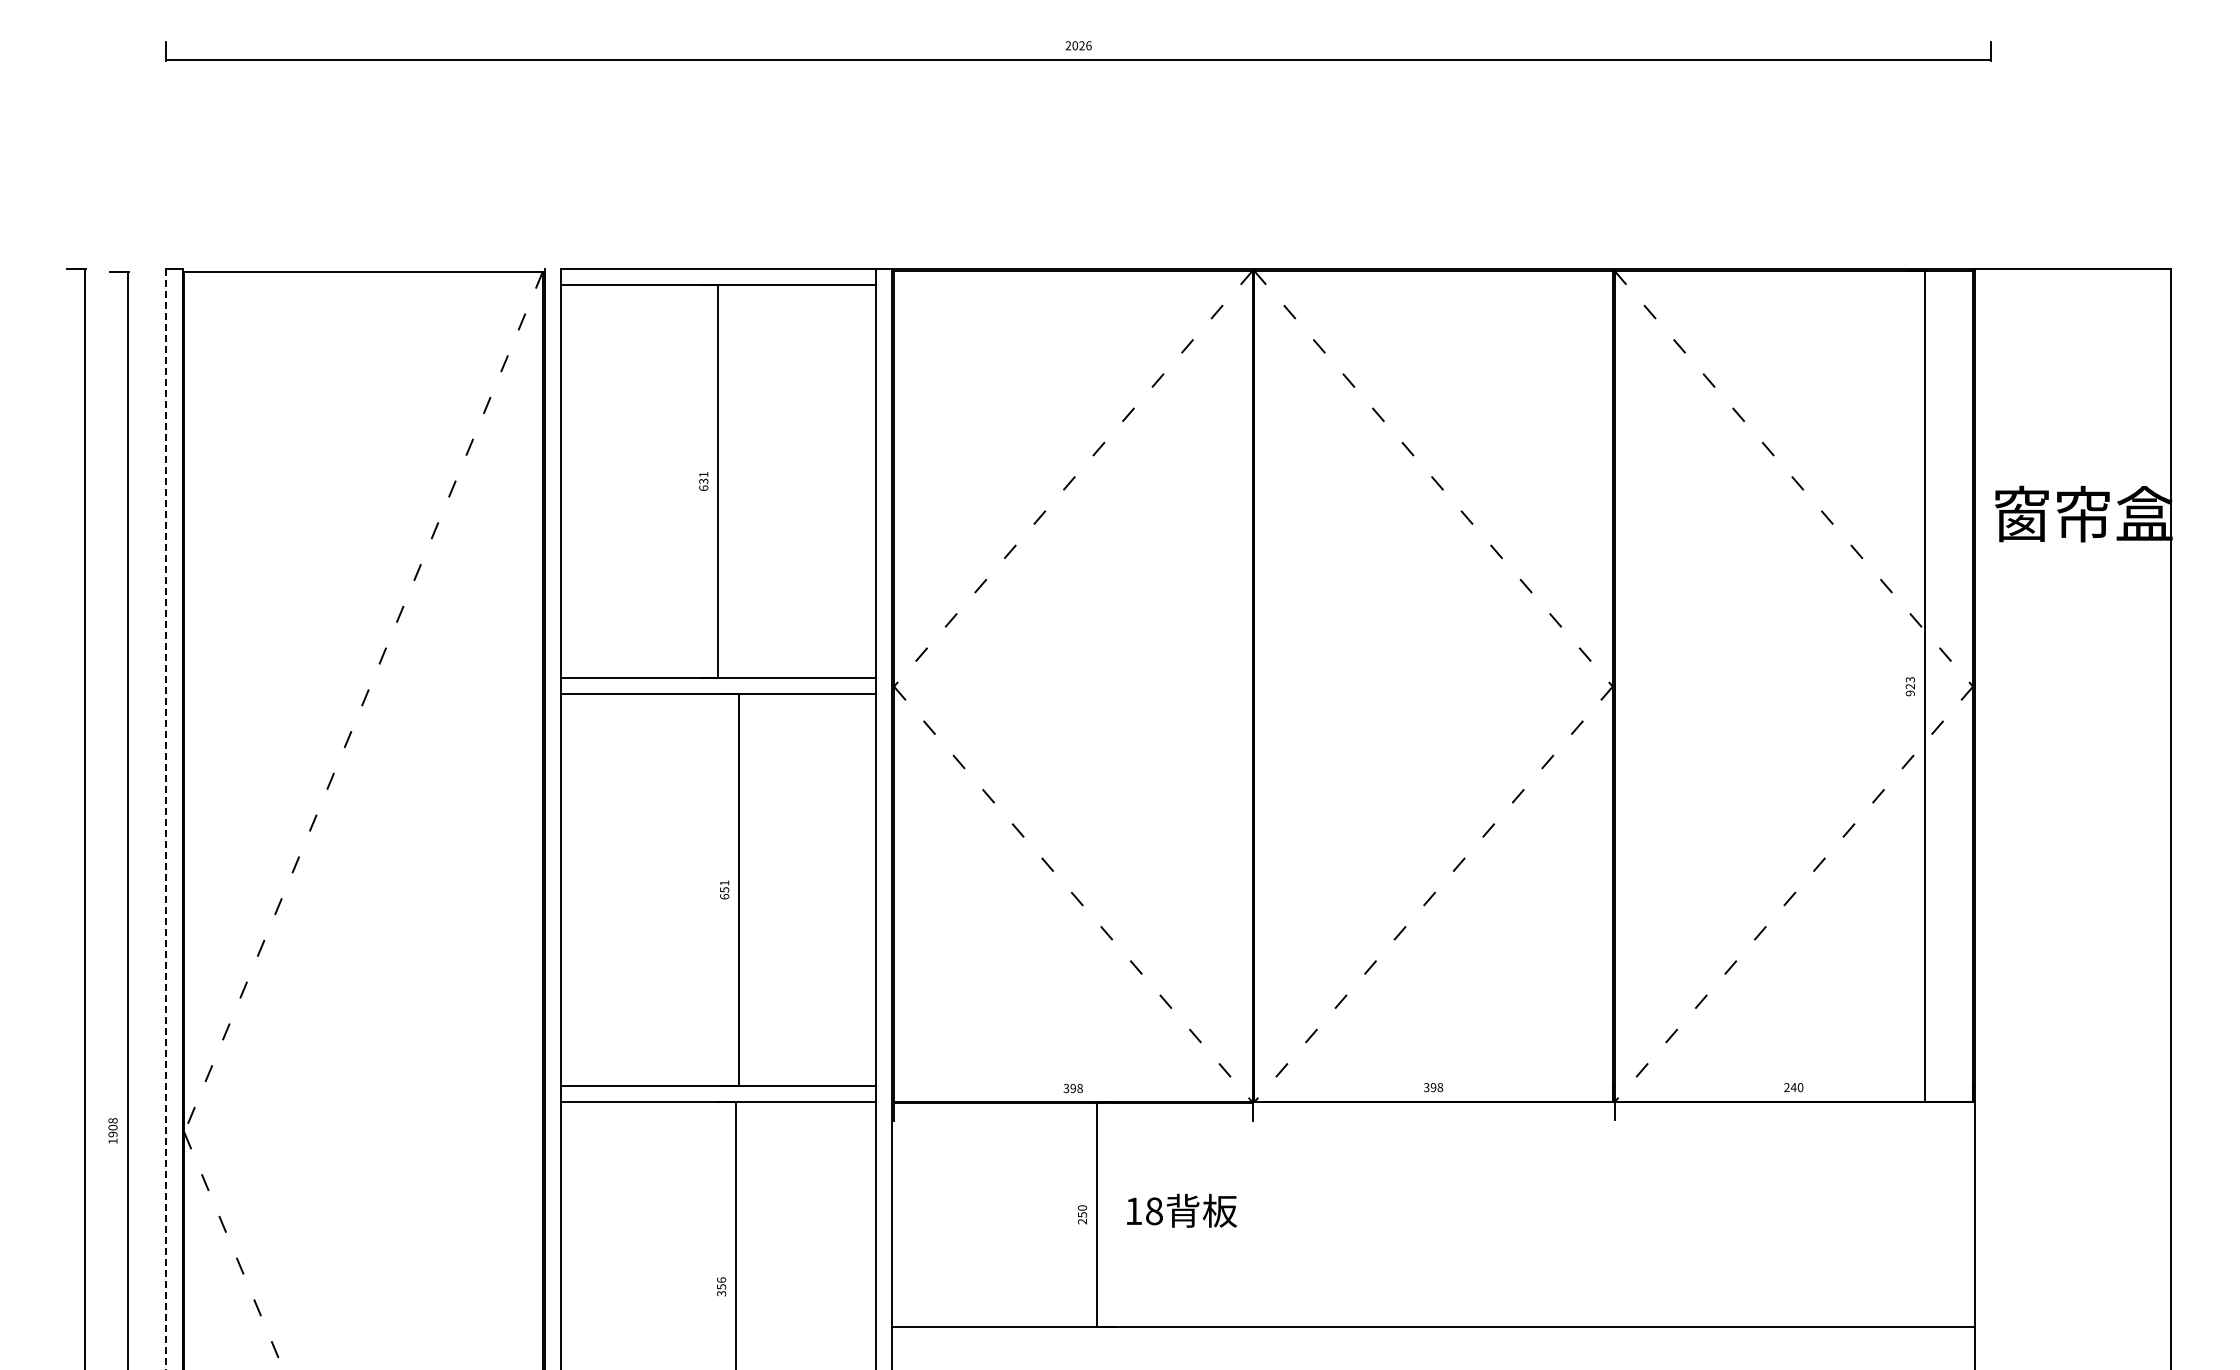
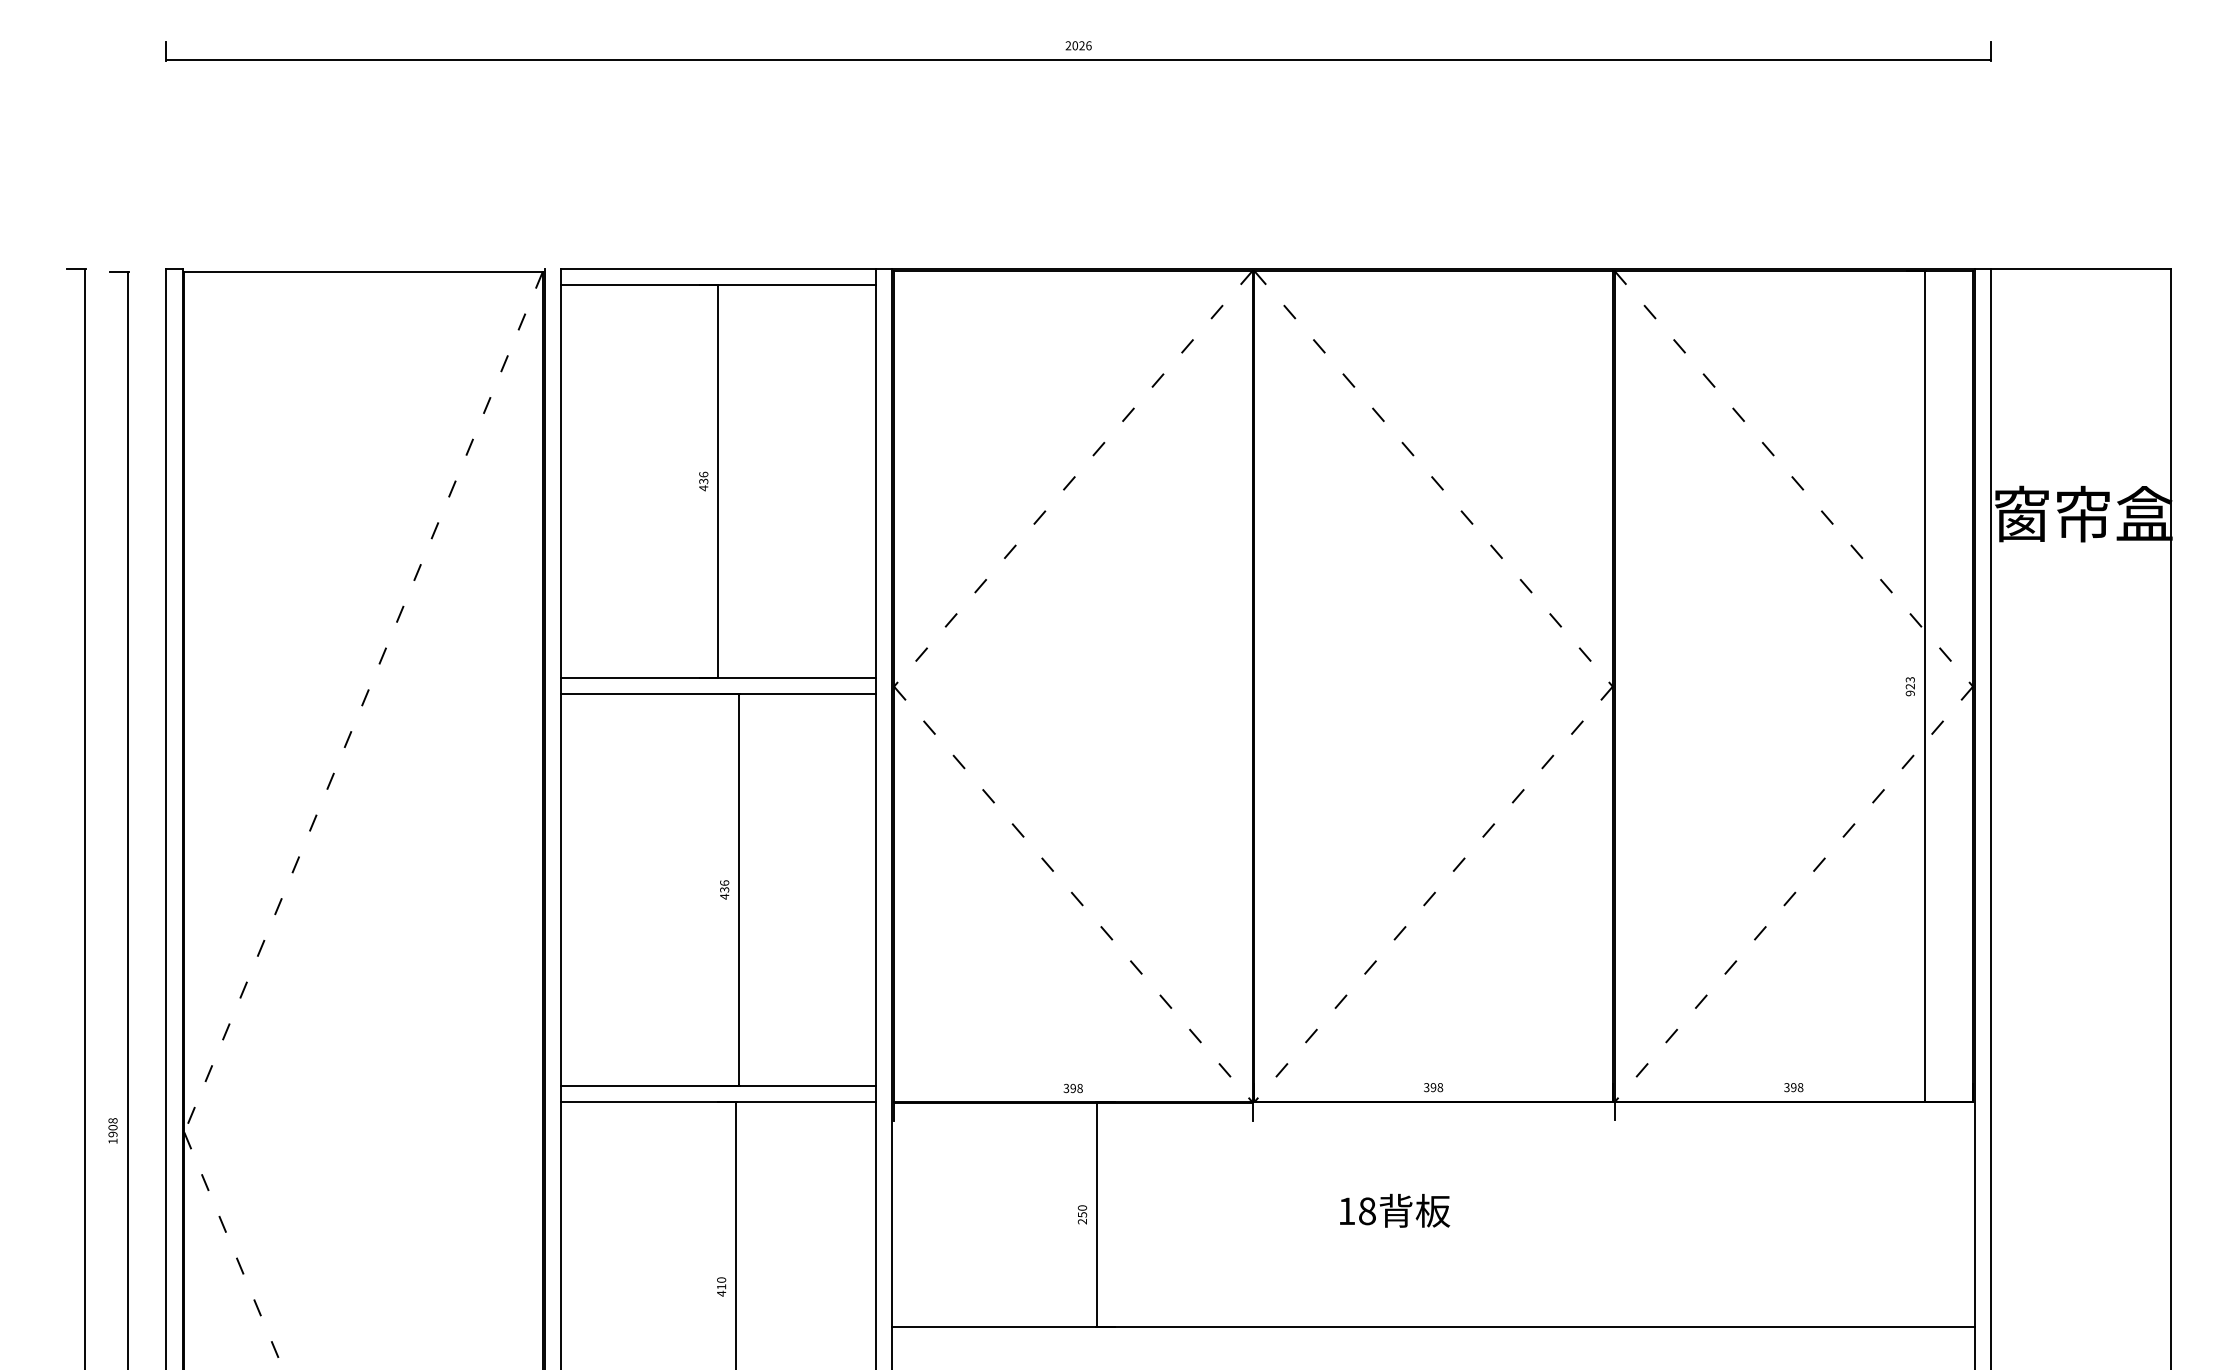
text: 631 -> 436 (703, 481)
line: none -> present (1991, 817)
line: dashed -> solid (166, 820)
text: 651 -> 436 (724, 889)
text: 240 -> 398 (1793, 1087)
text position: (1182, 1210) -> (1395, 1210) (1395, 1210)
text: 356 -> 410 (721, 1286)
